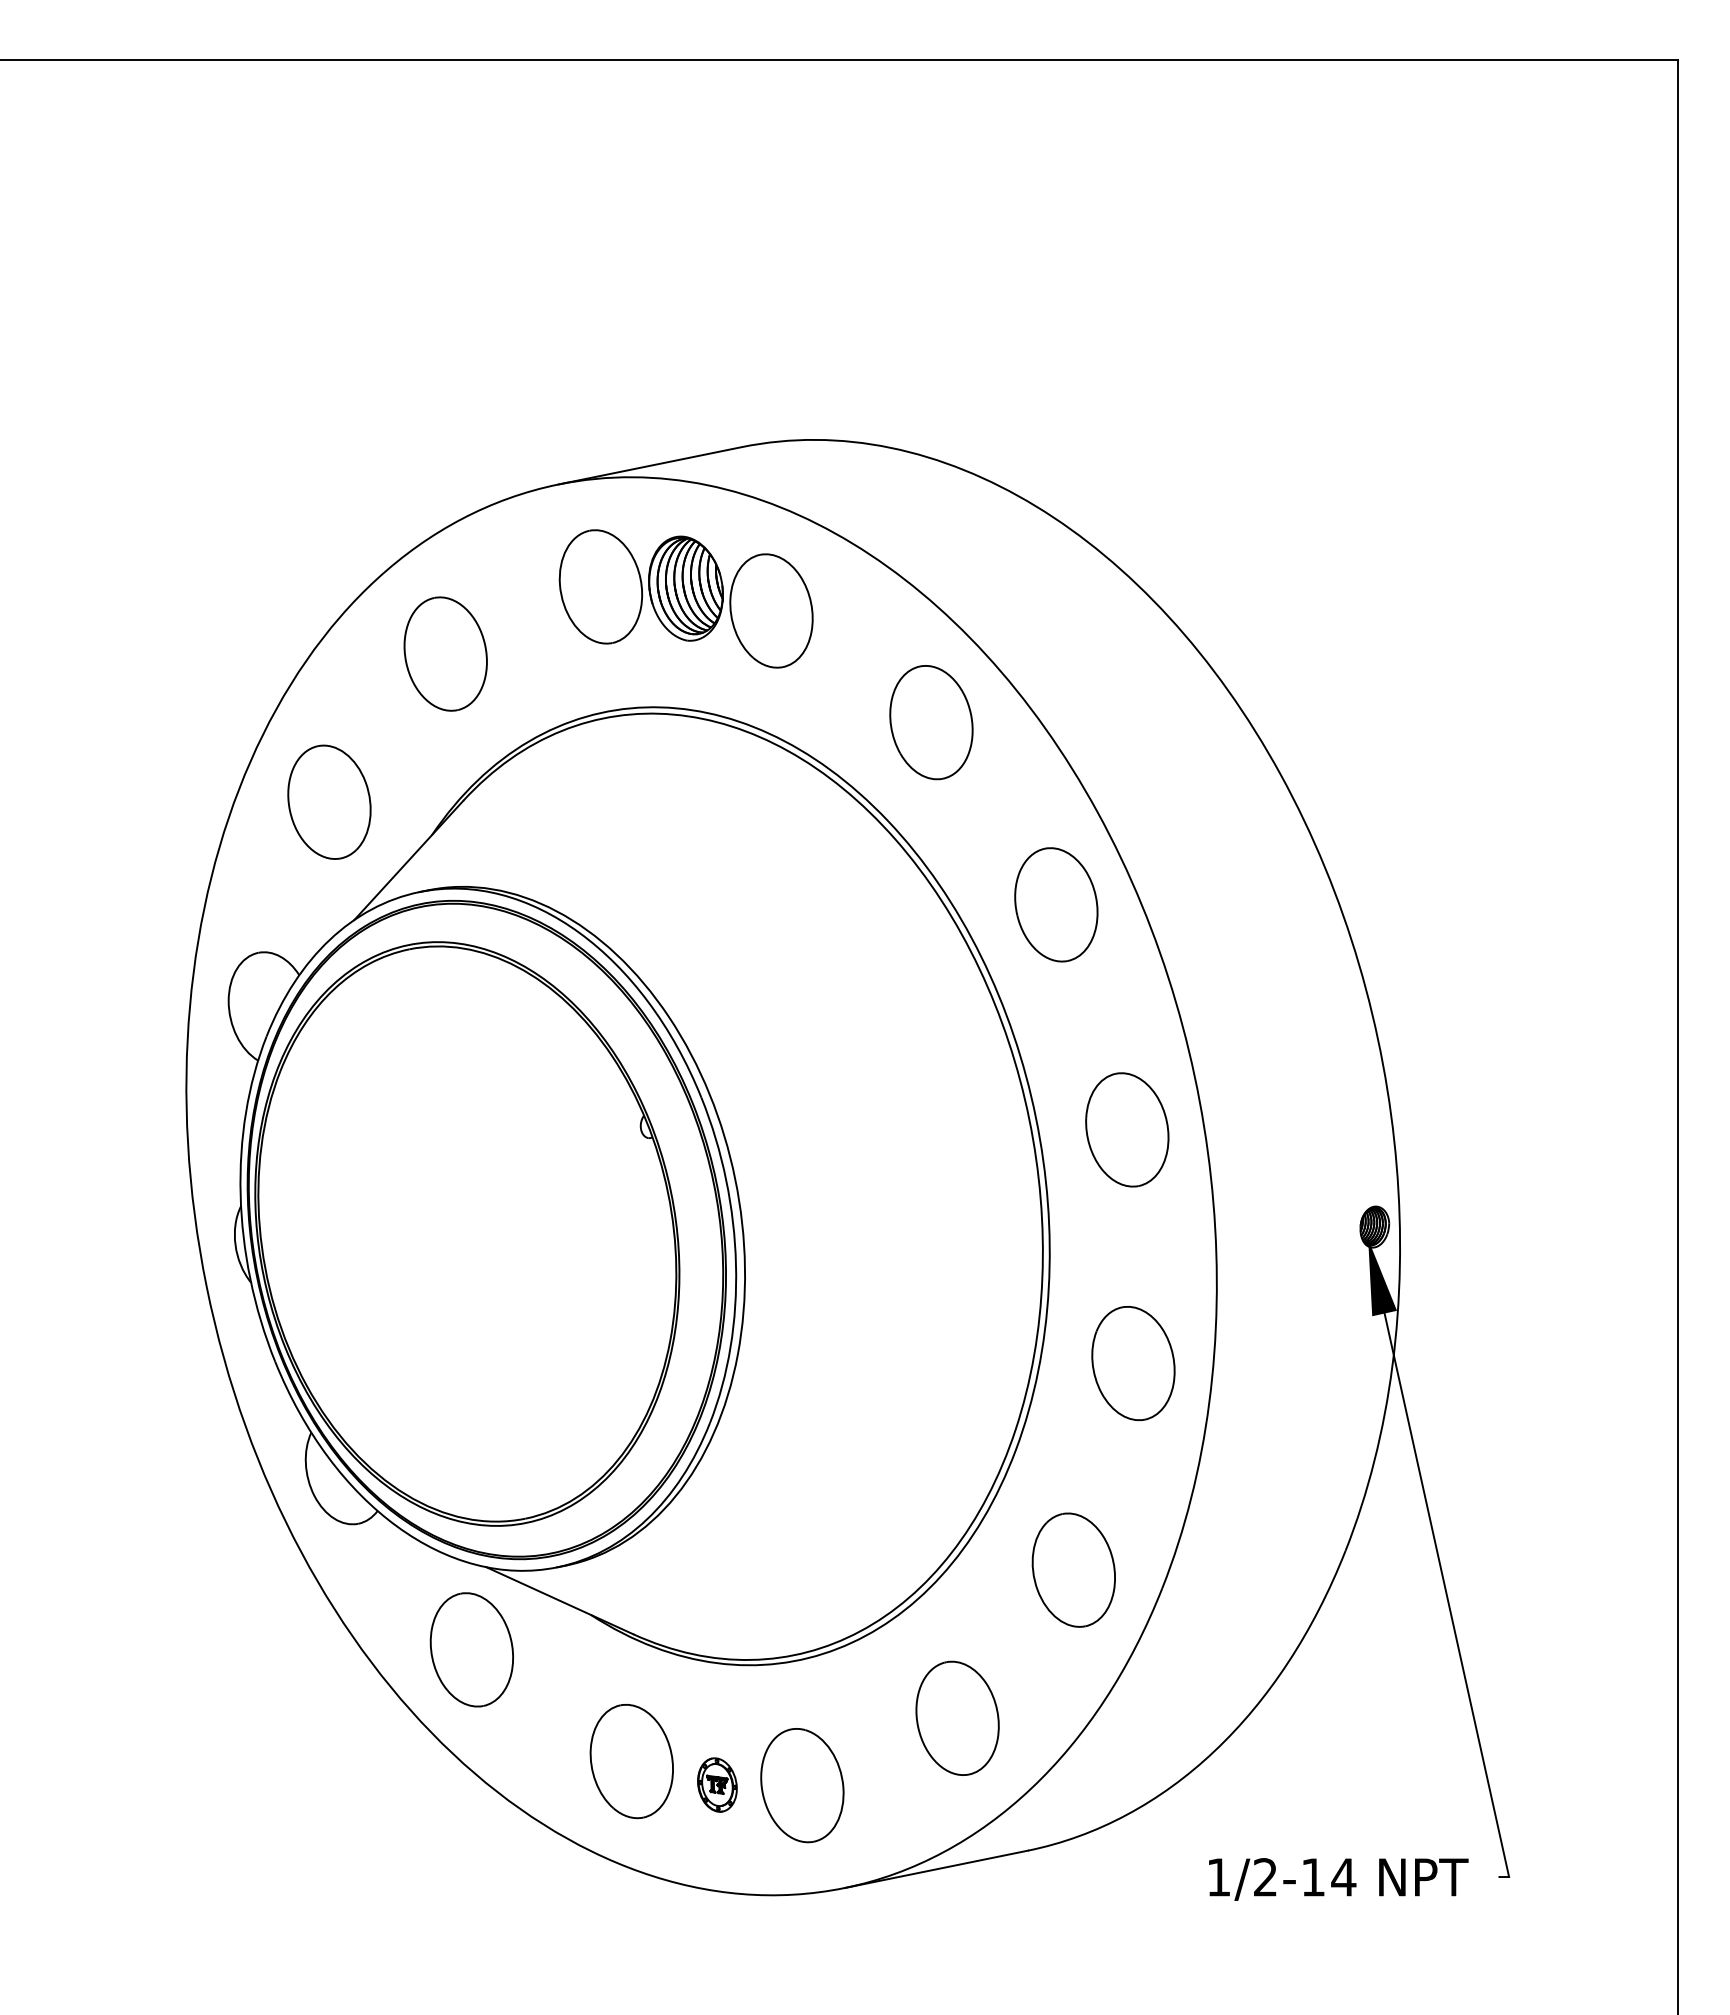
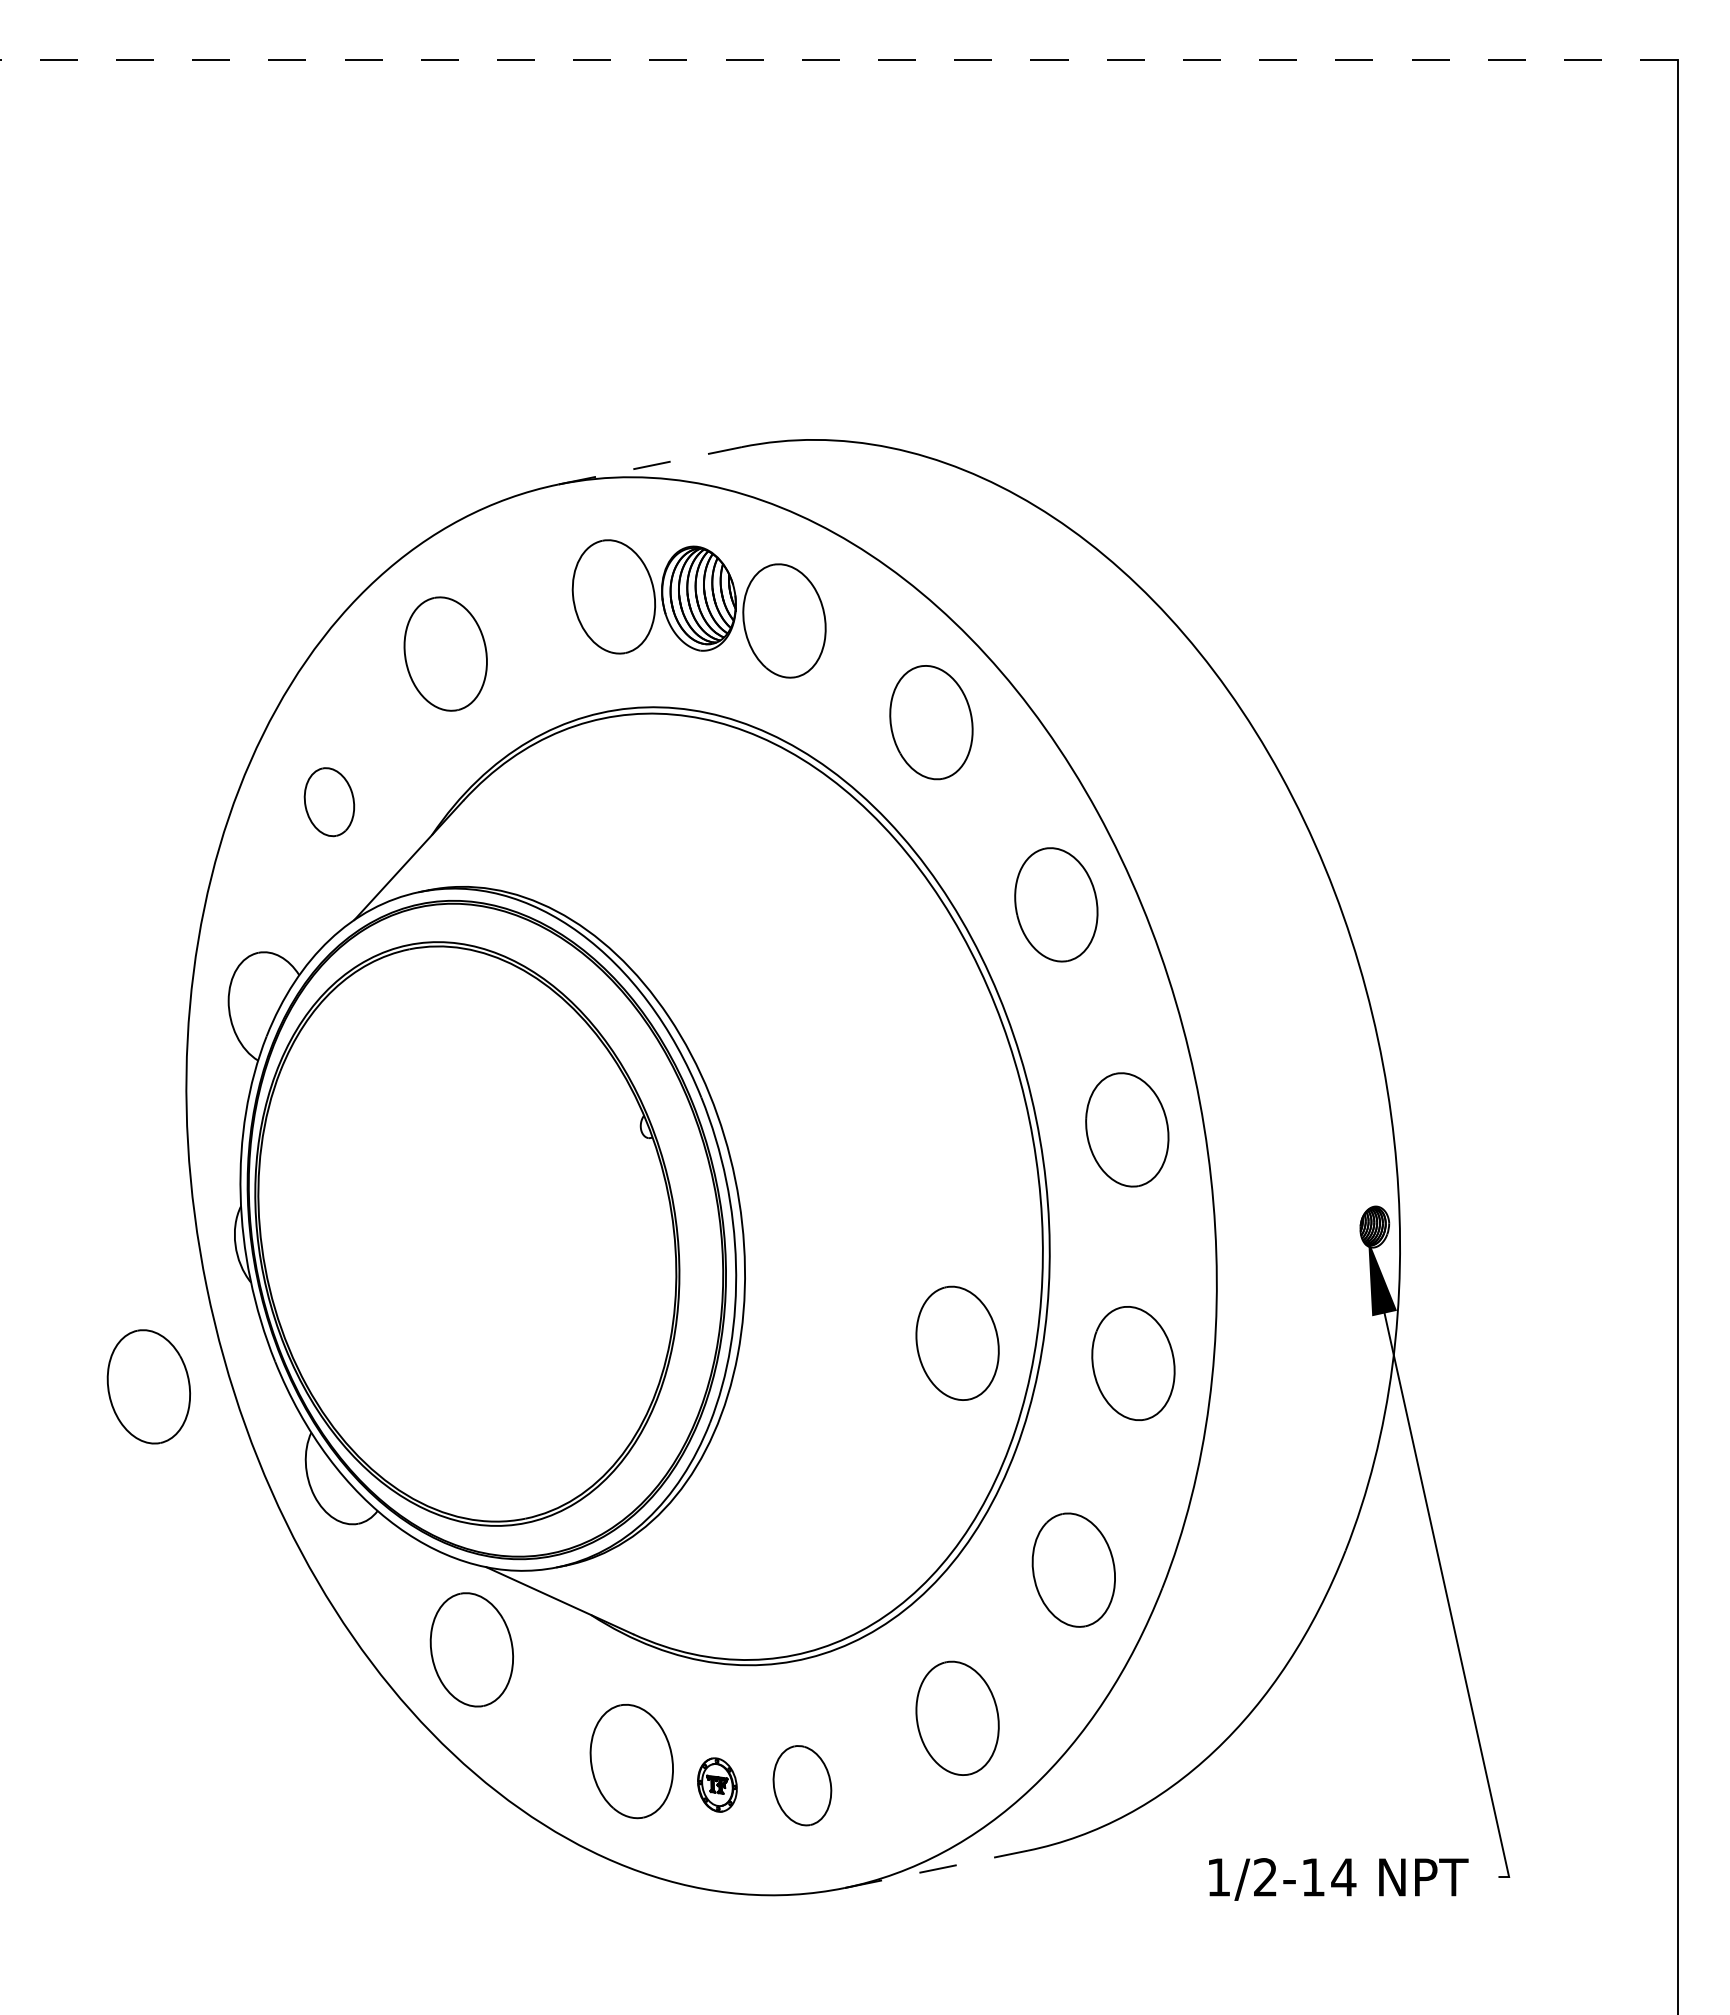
line: solid -> dashed (839, 60)
line: solid -> dashed (650, 465)
part position: (685, 598) -> (698, 608) (698, 608)
part size: 85x116 px -> 53x71 px (329, 802)
part: none -> present (957, 1342)
part: none -> present (148, 1386)
part size: 85x116 px -> 61x82 px (802, 1785)
line: solid -> dashed (936, 1869)
